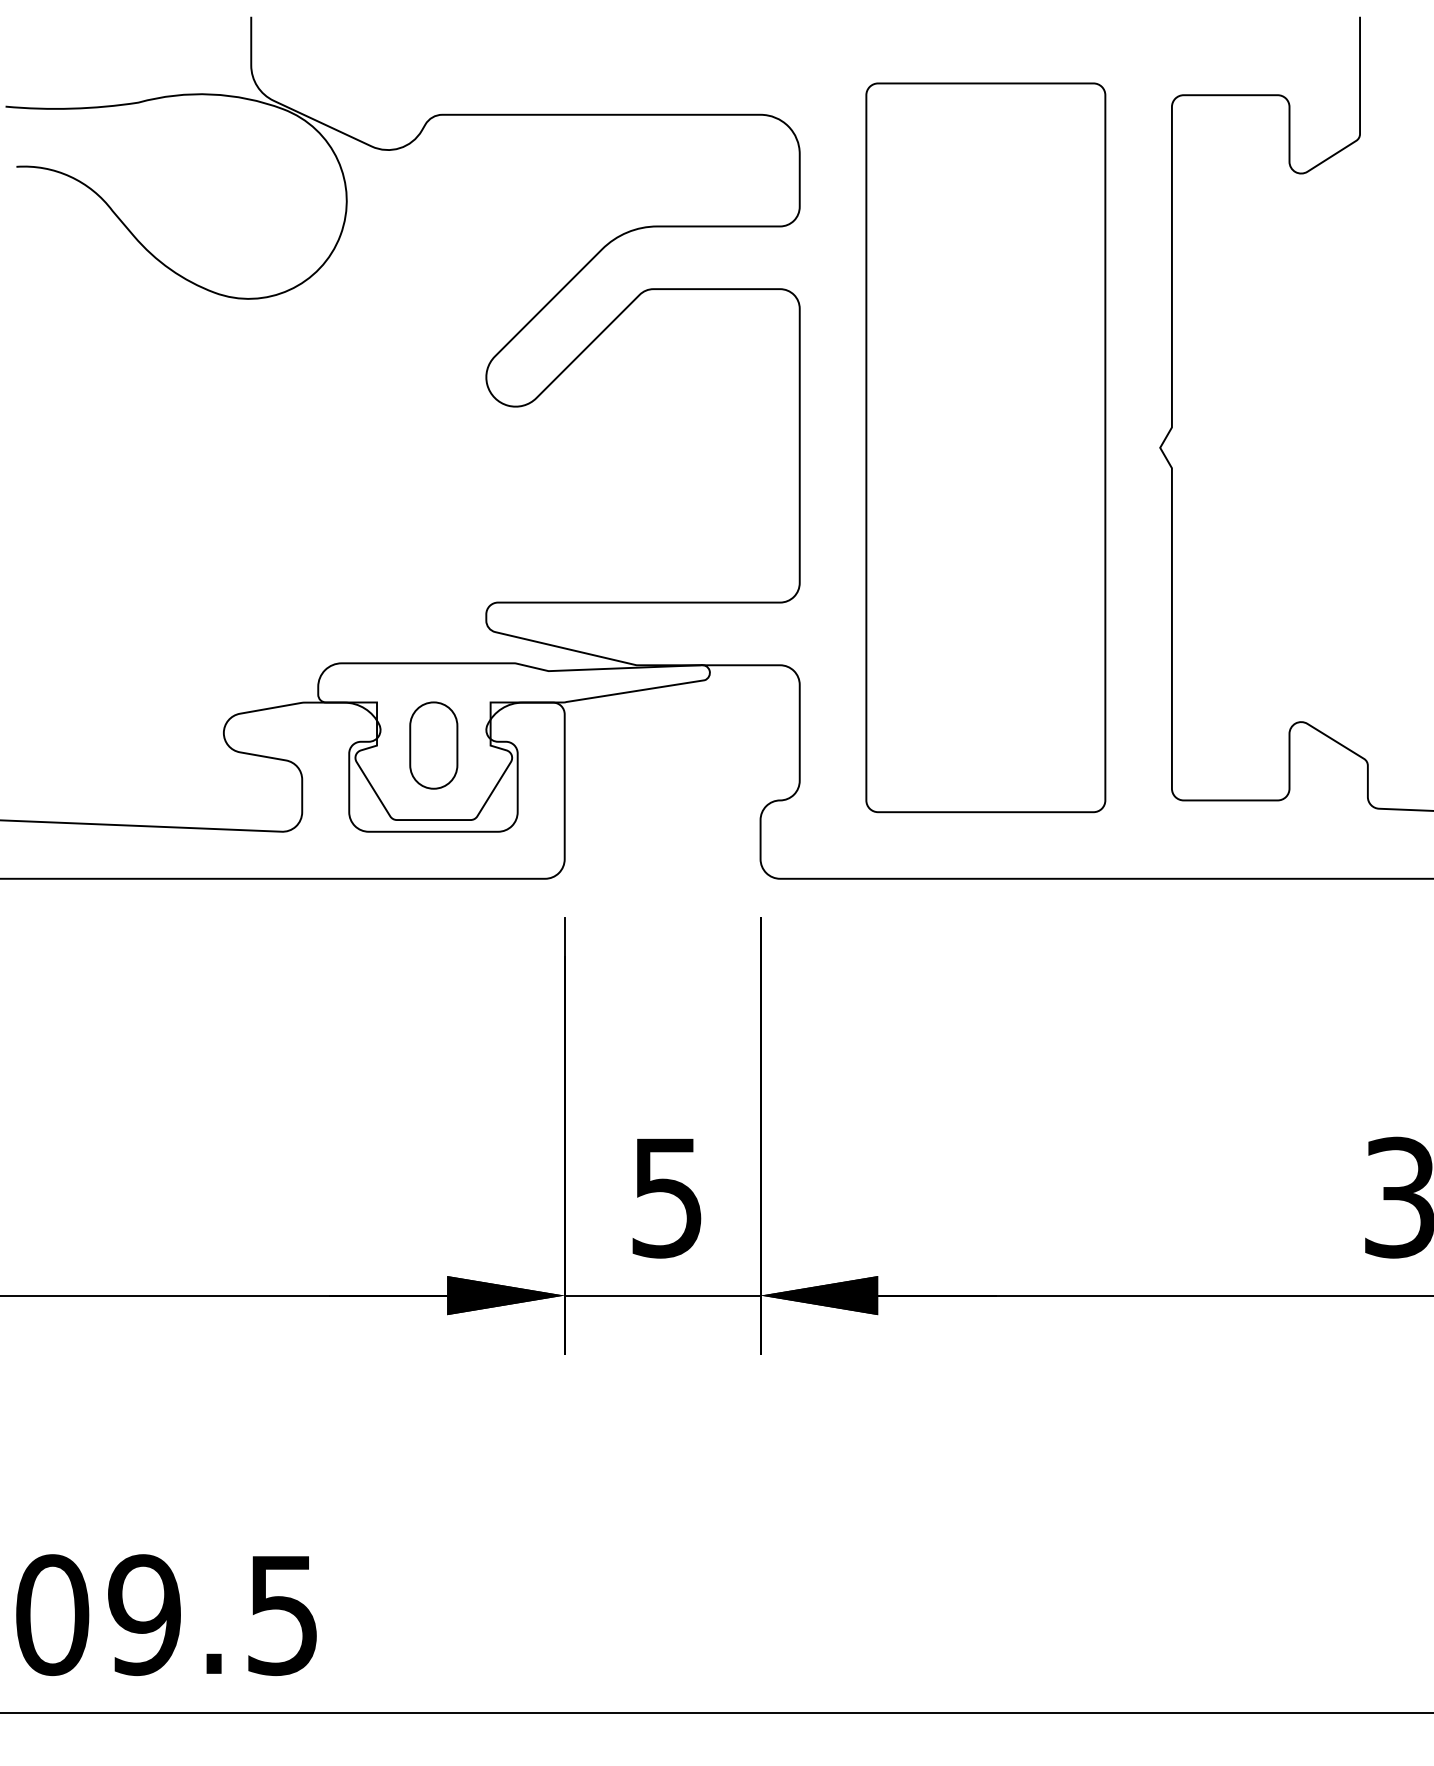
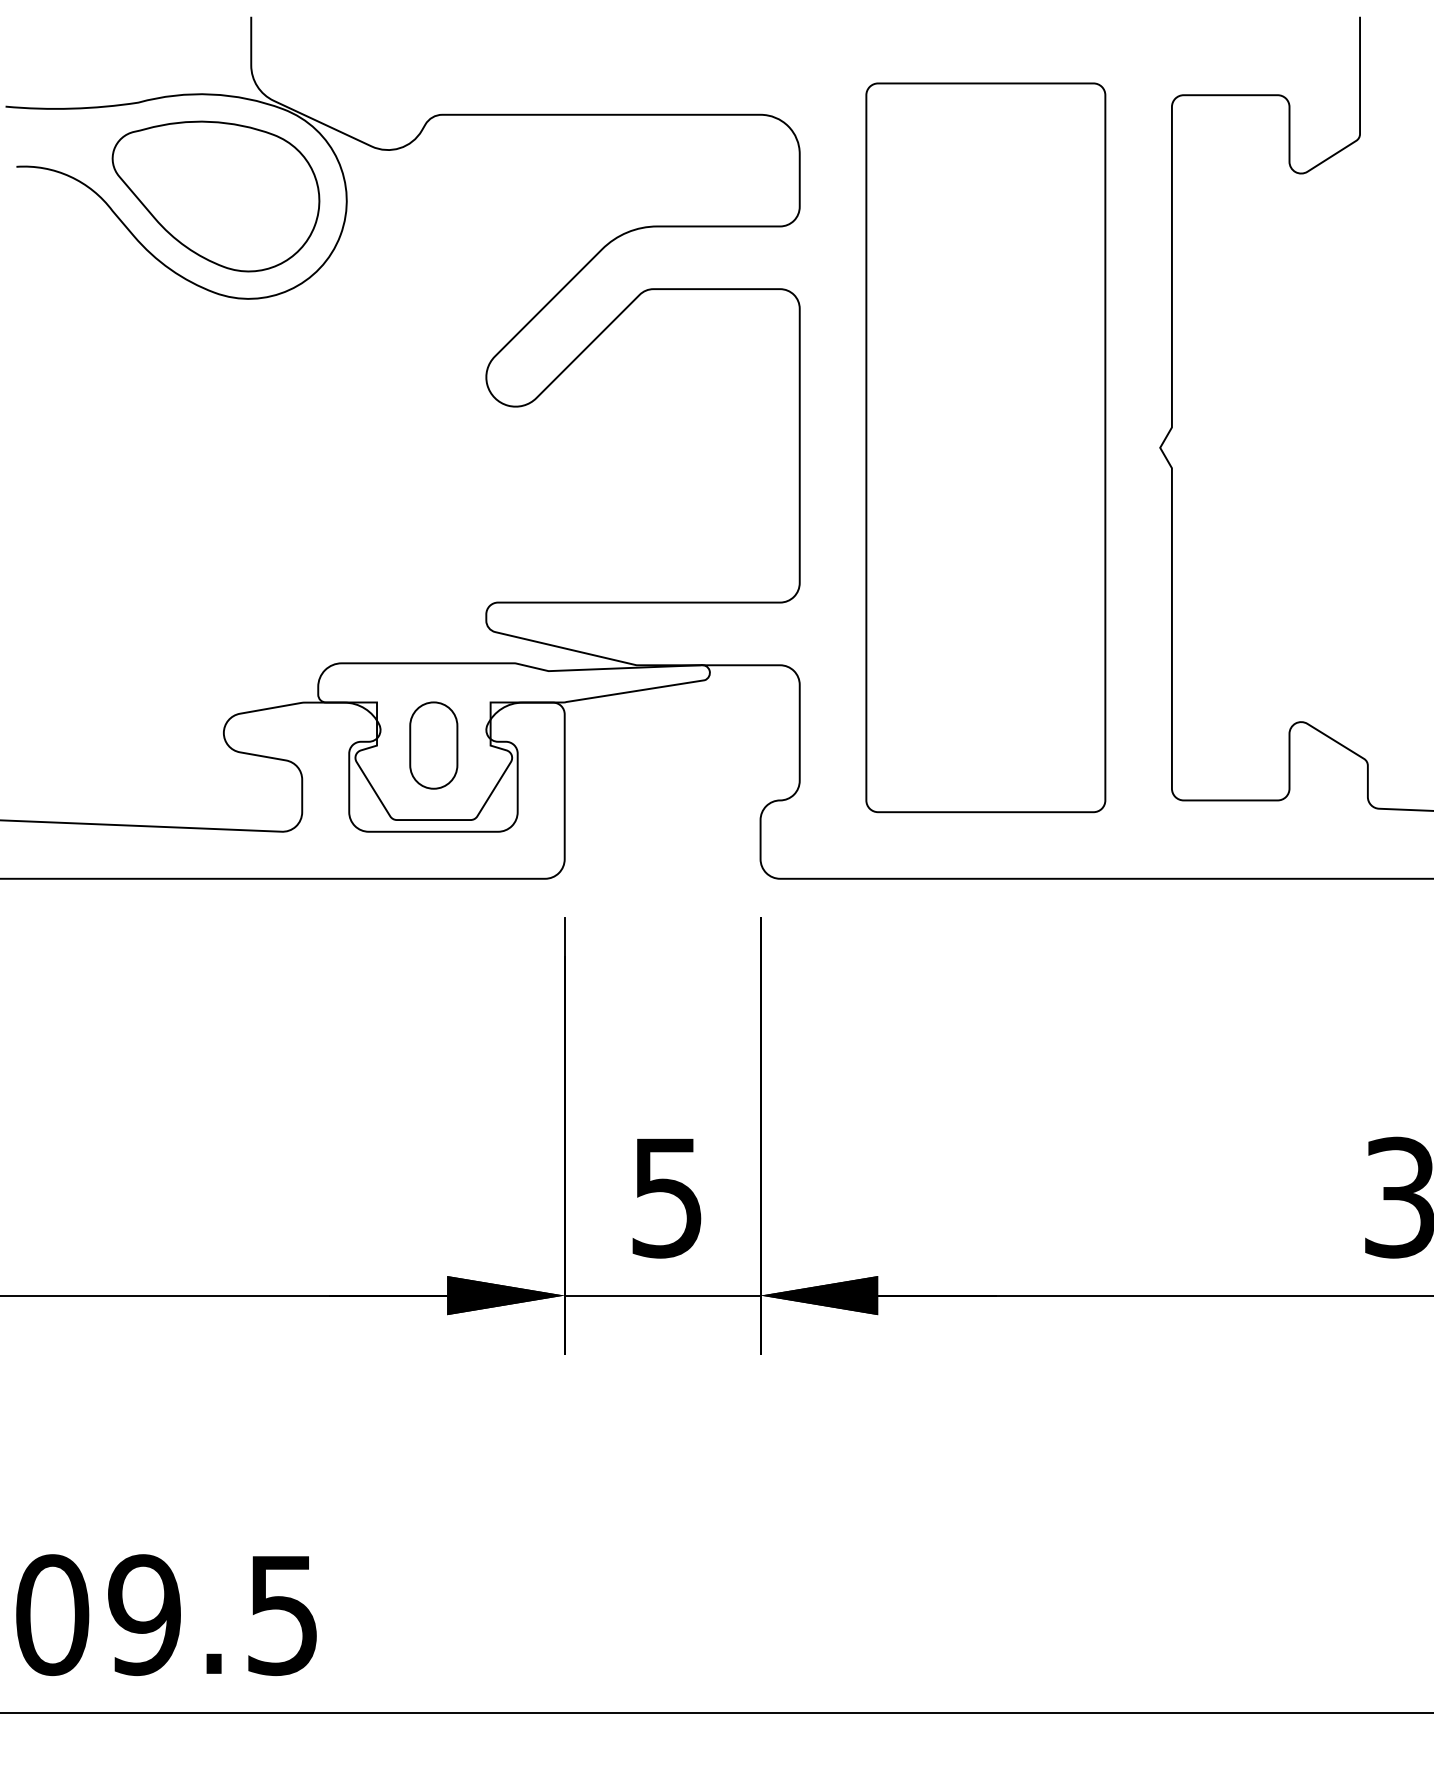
part: none -> present (215, 196)
